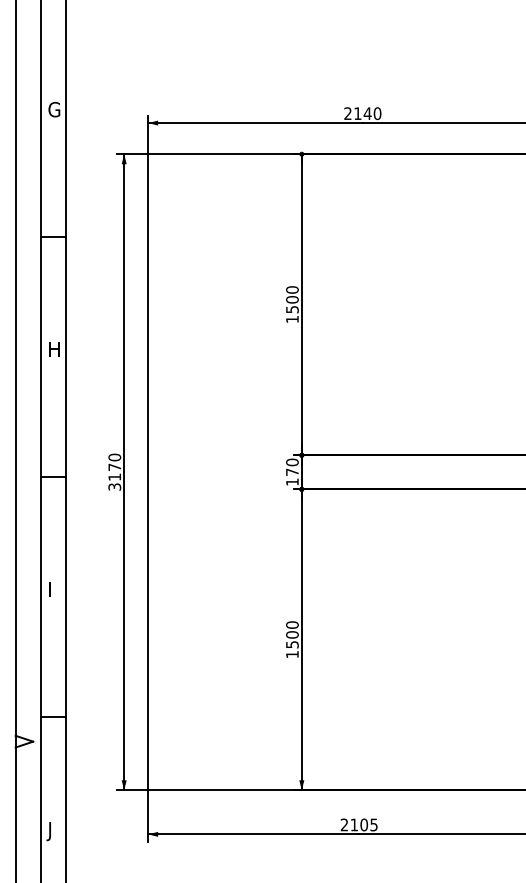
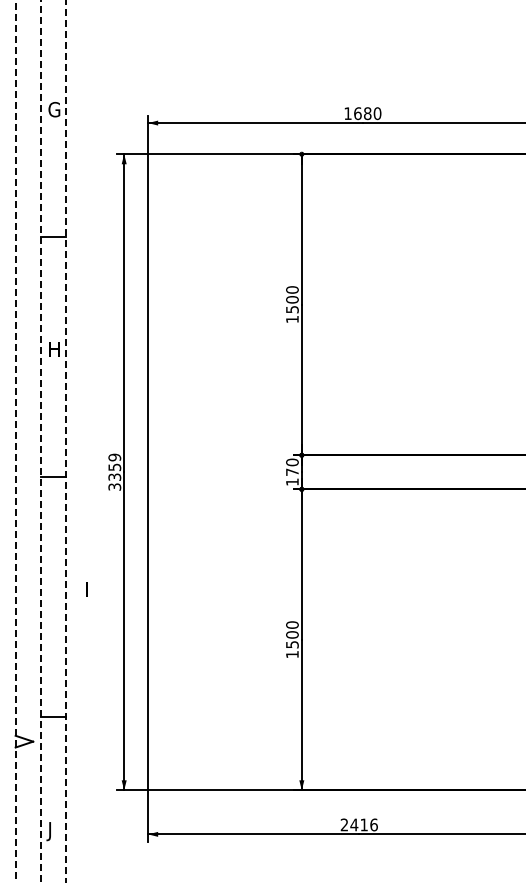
text: 2140 -> 1680 (357, 113)
line: solid -> dashed (15, 441)
line: solid -> dashed (40, 441)
line: solid -> dashed (65, 441)
text: 3170 -> 3359 (114, 466)
text position: (49, 589) -> (86, 589) (86, 589)
text: 2105 -> 2416 (363, 824)
